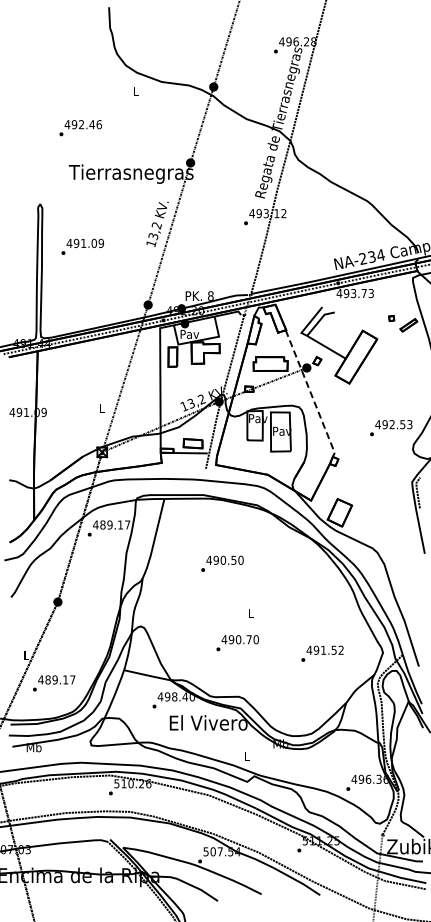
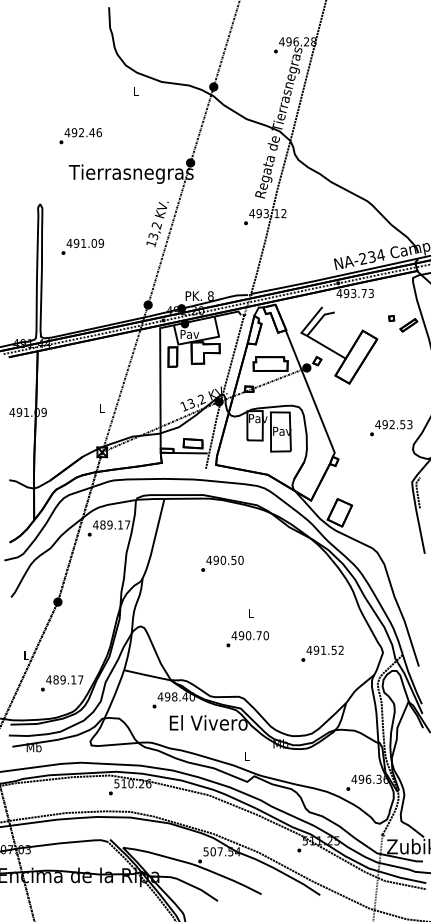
text position: (80, 128) -> (80, 136) (80, 136)
line: dashed -> solid (311, 394)
text position: (237, 643) -> (247, 639) (247, 639)
text position: (54, 683) -> (62, 683) (62, 683)
